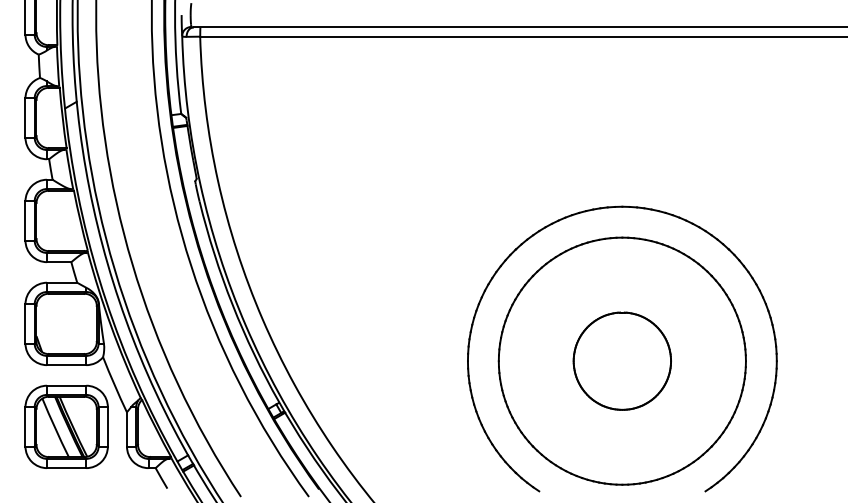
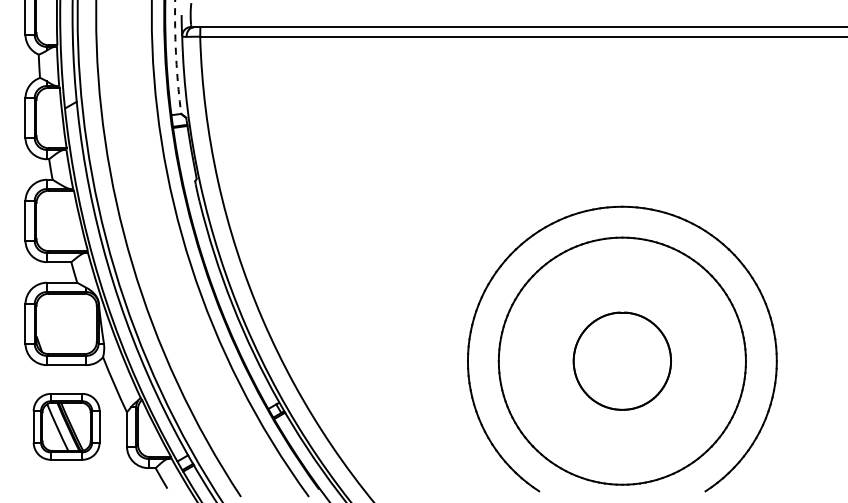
arc: solid -> dashed (176, 57)
part size: 85x85 px -> 69x68 px (66, 426)
